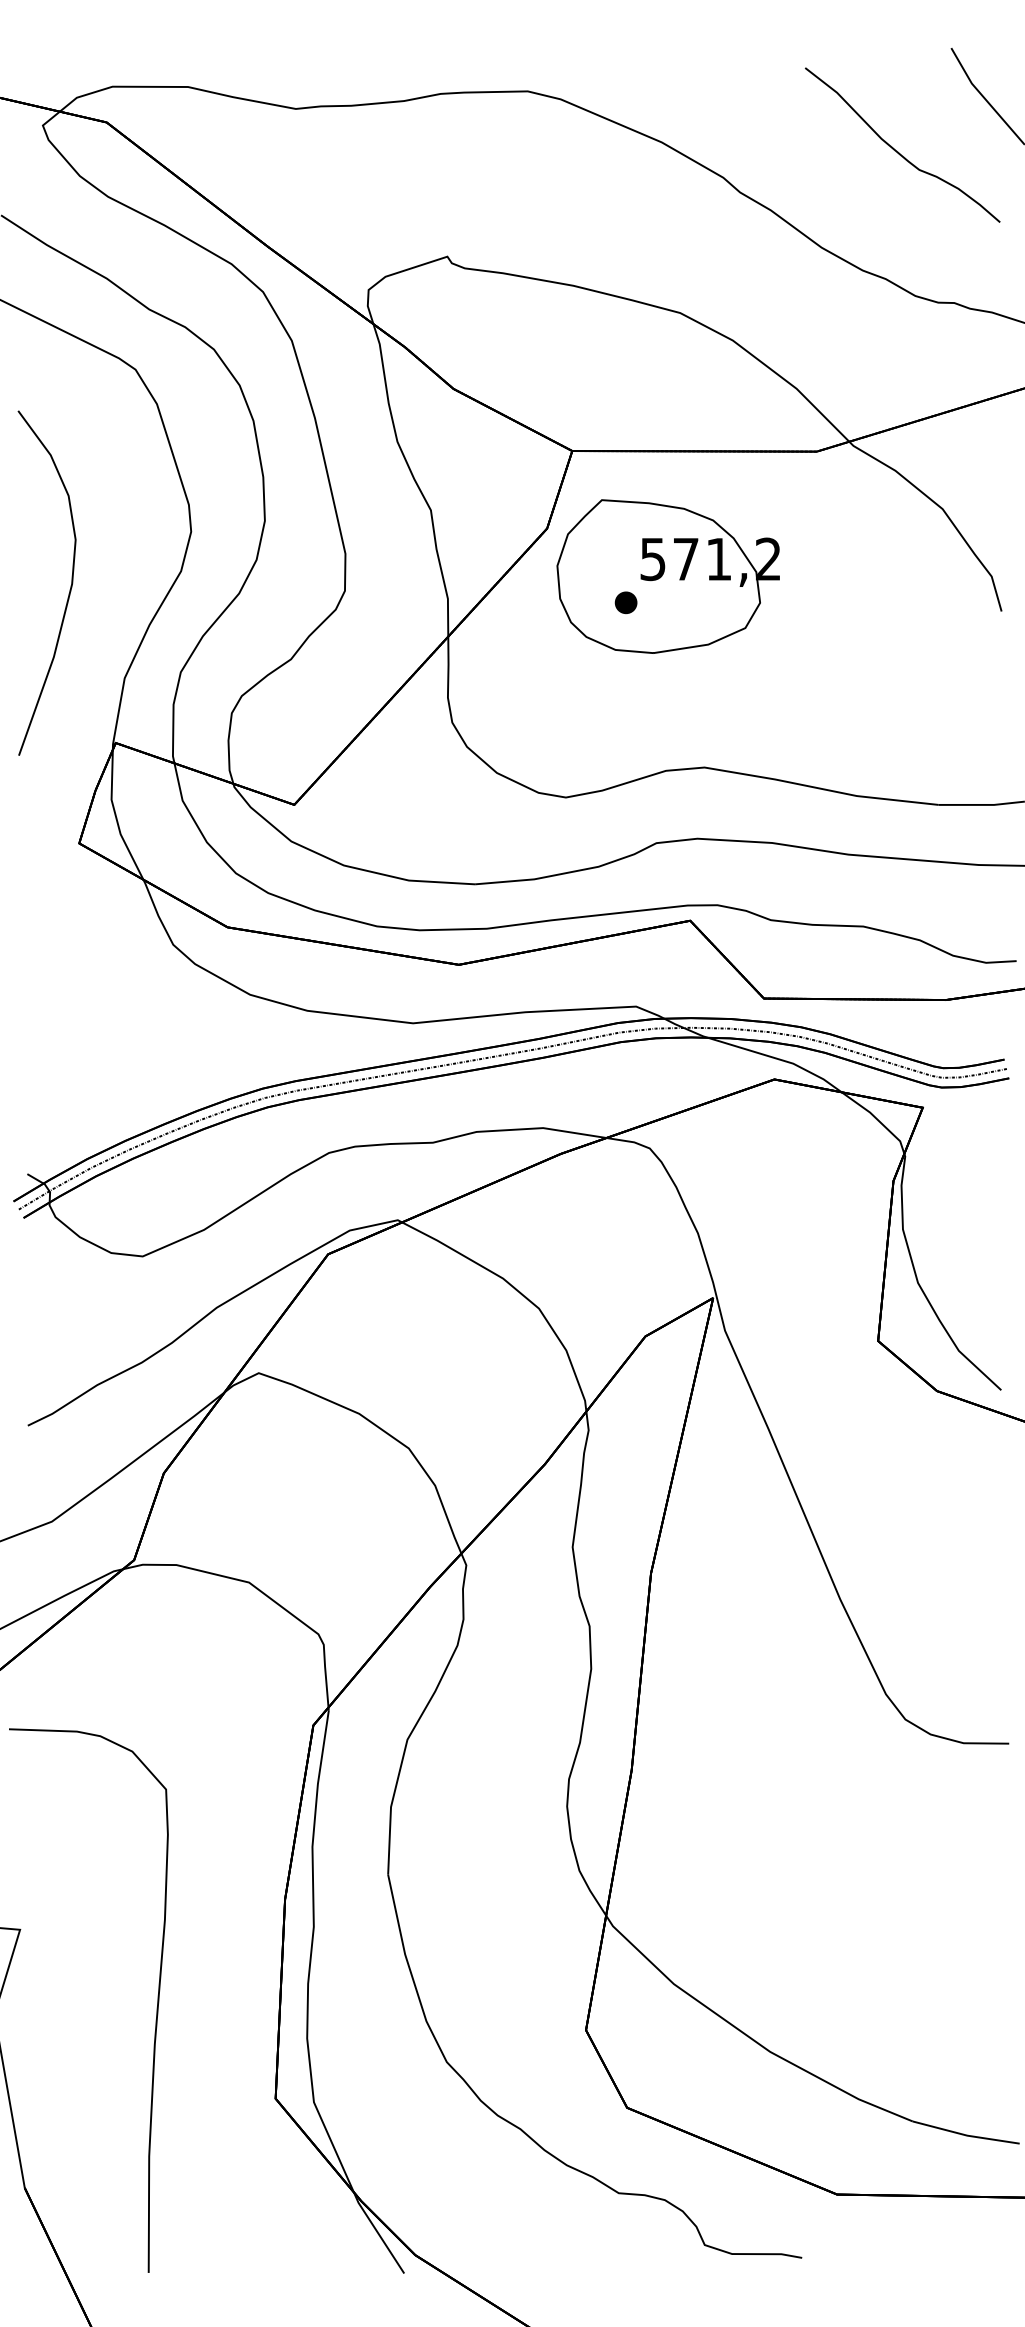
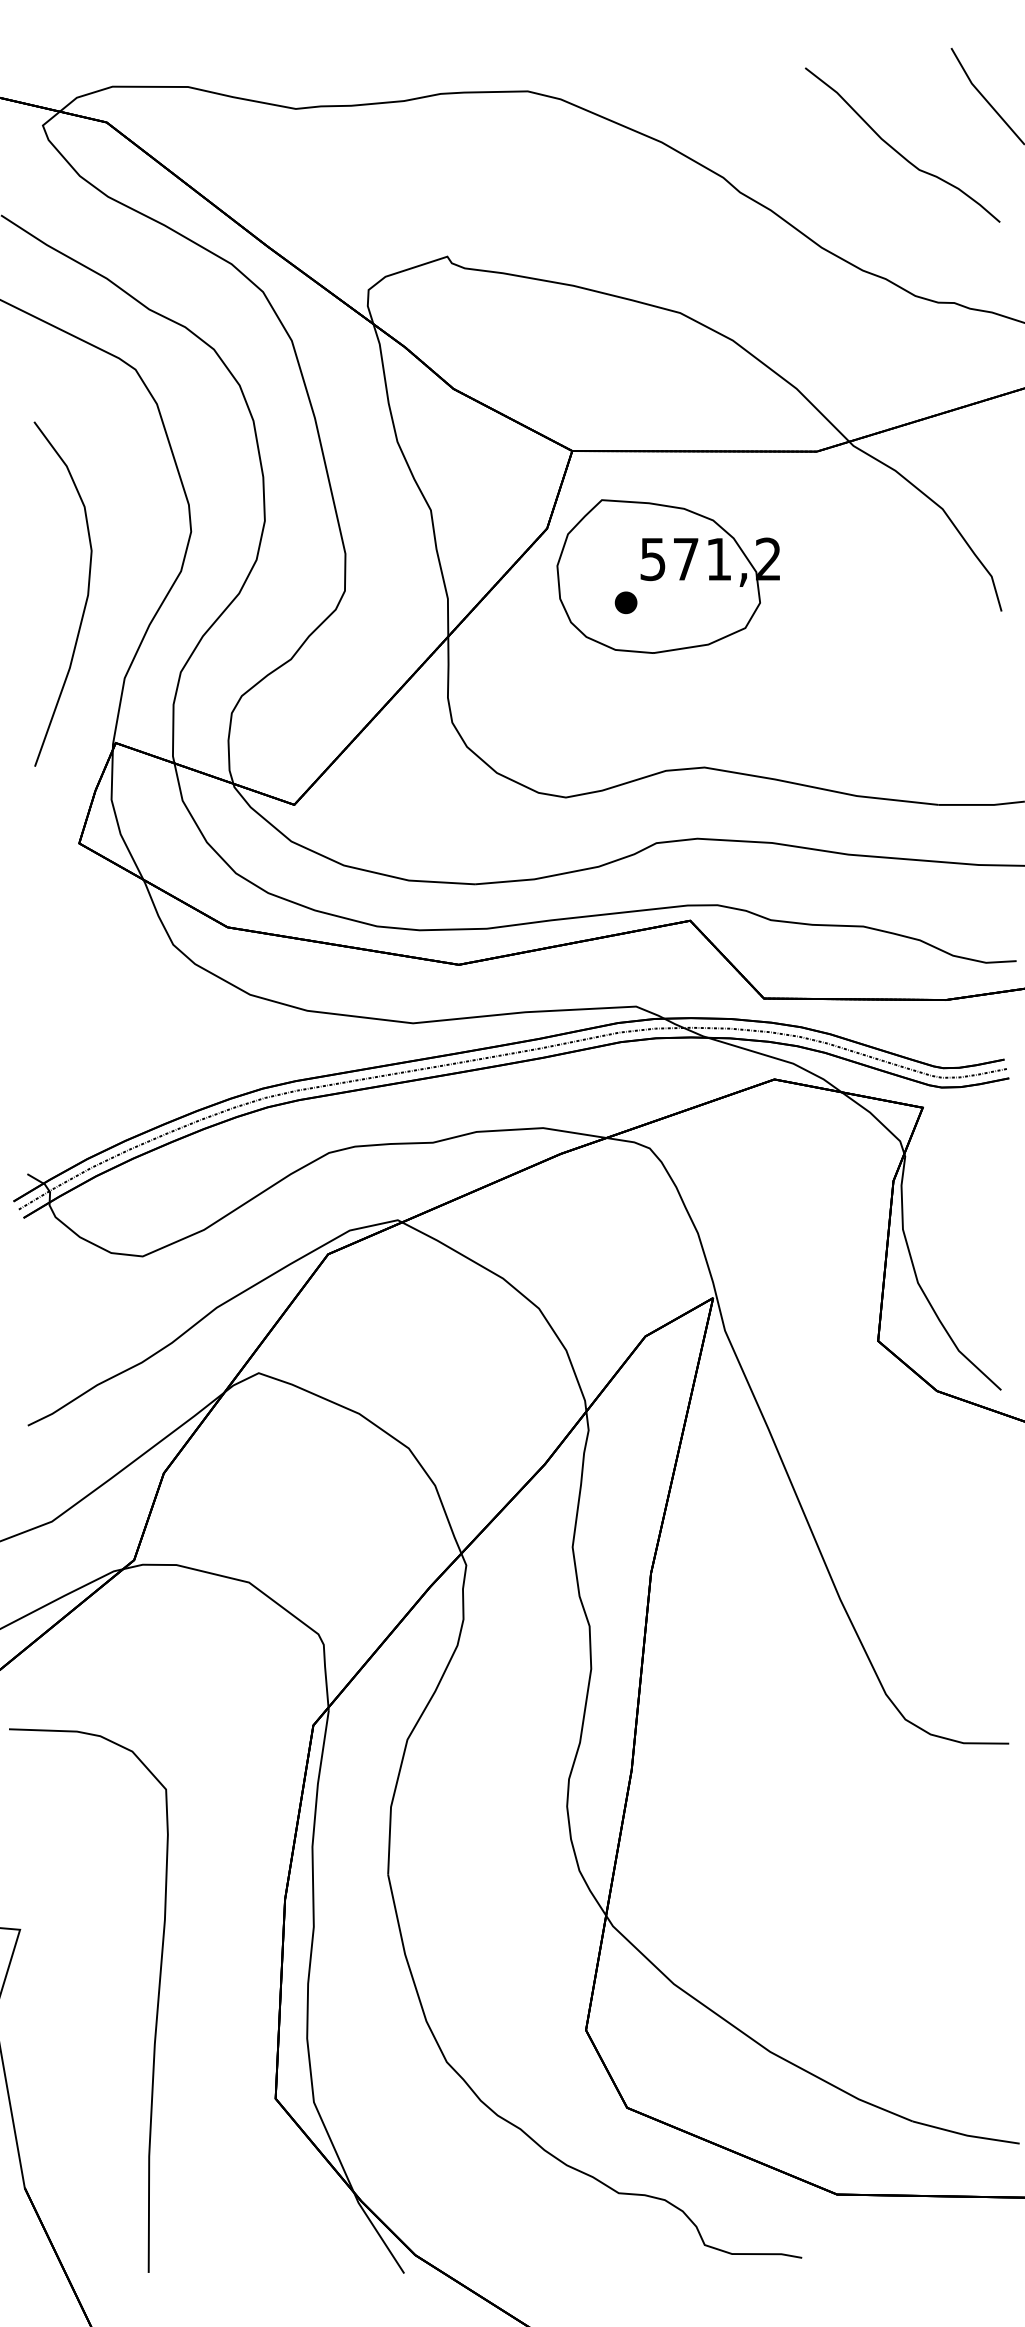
curve position: (69, 589) -> (85, 600) (85, 600)
